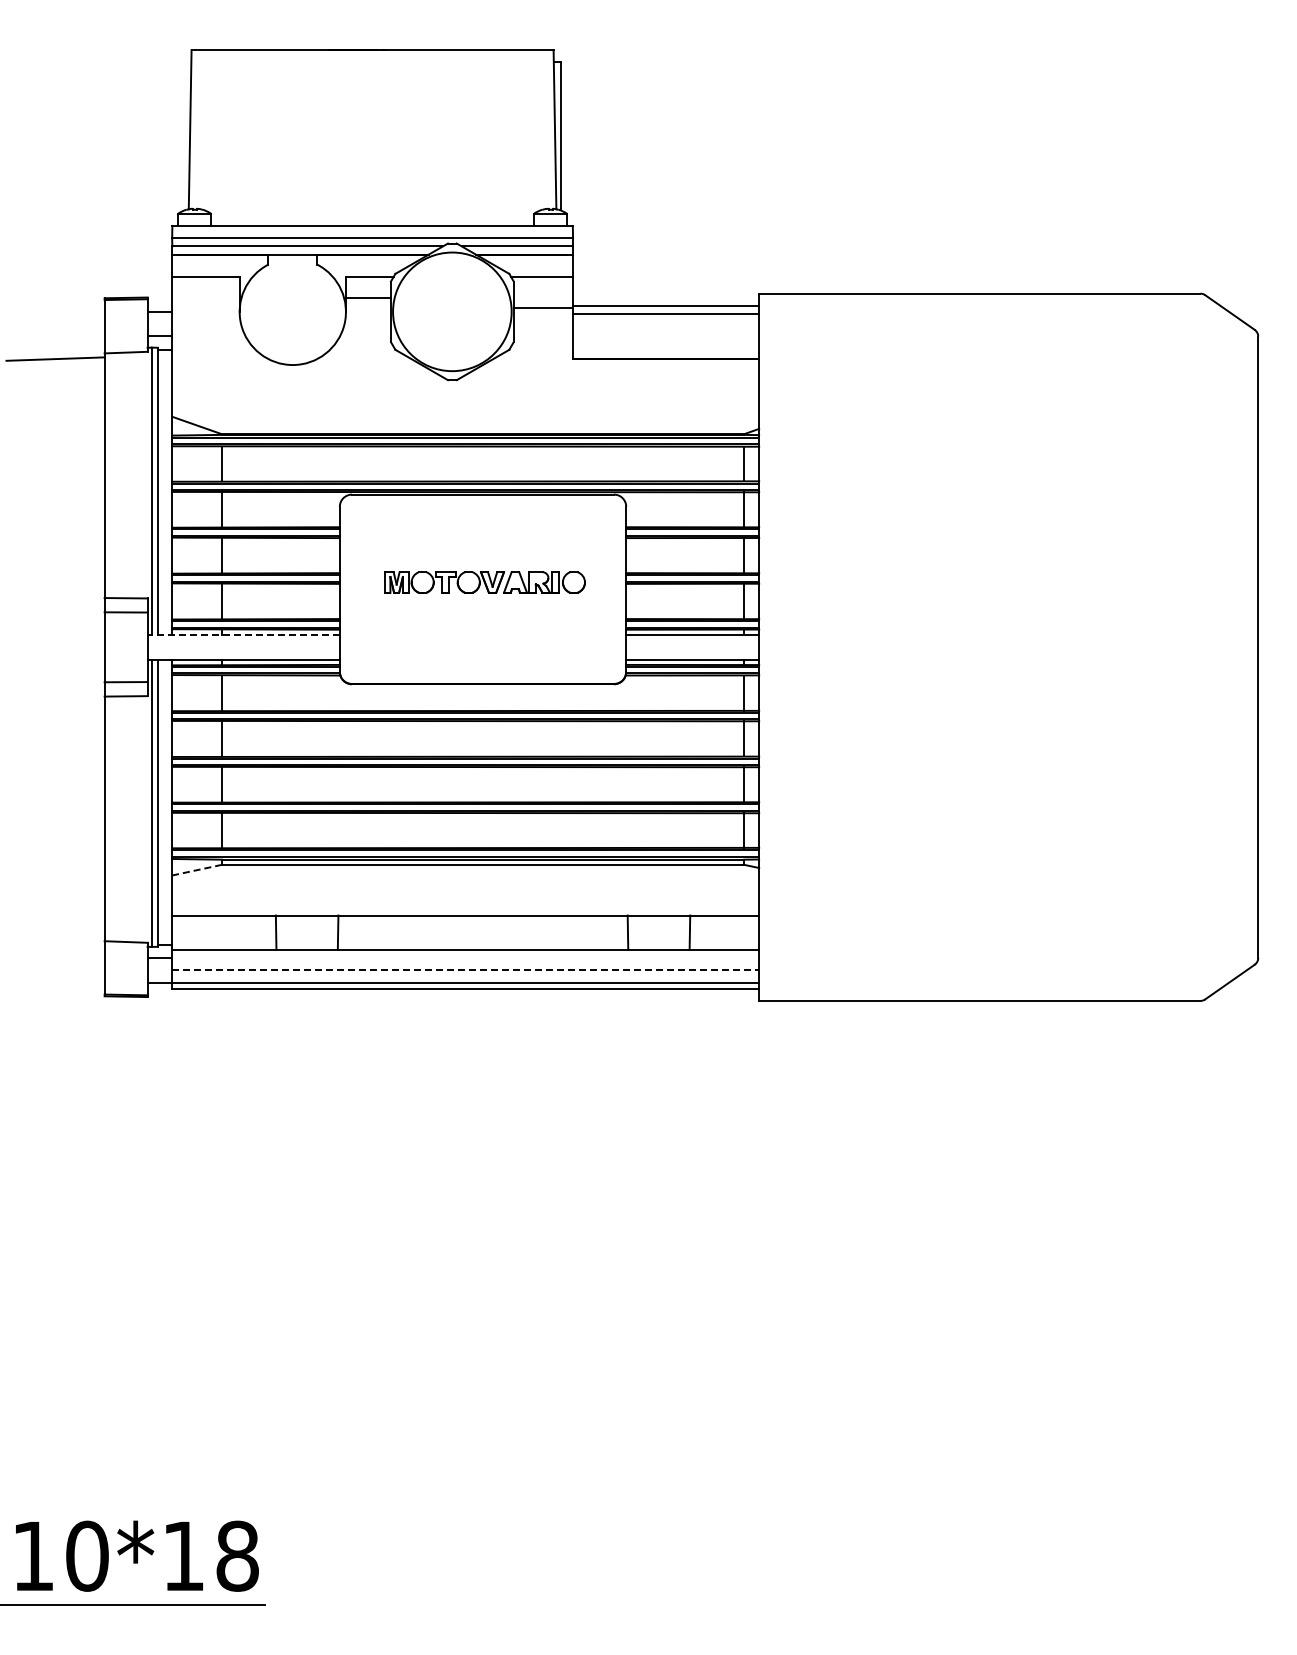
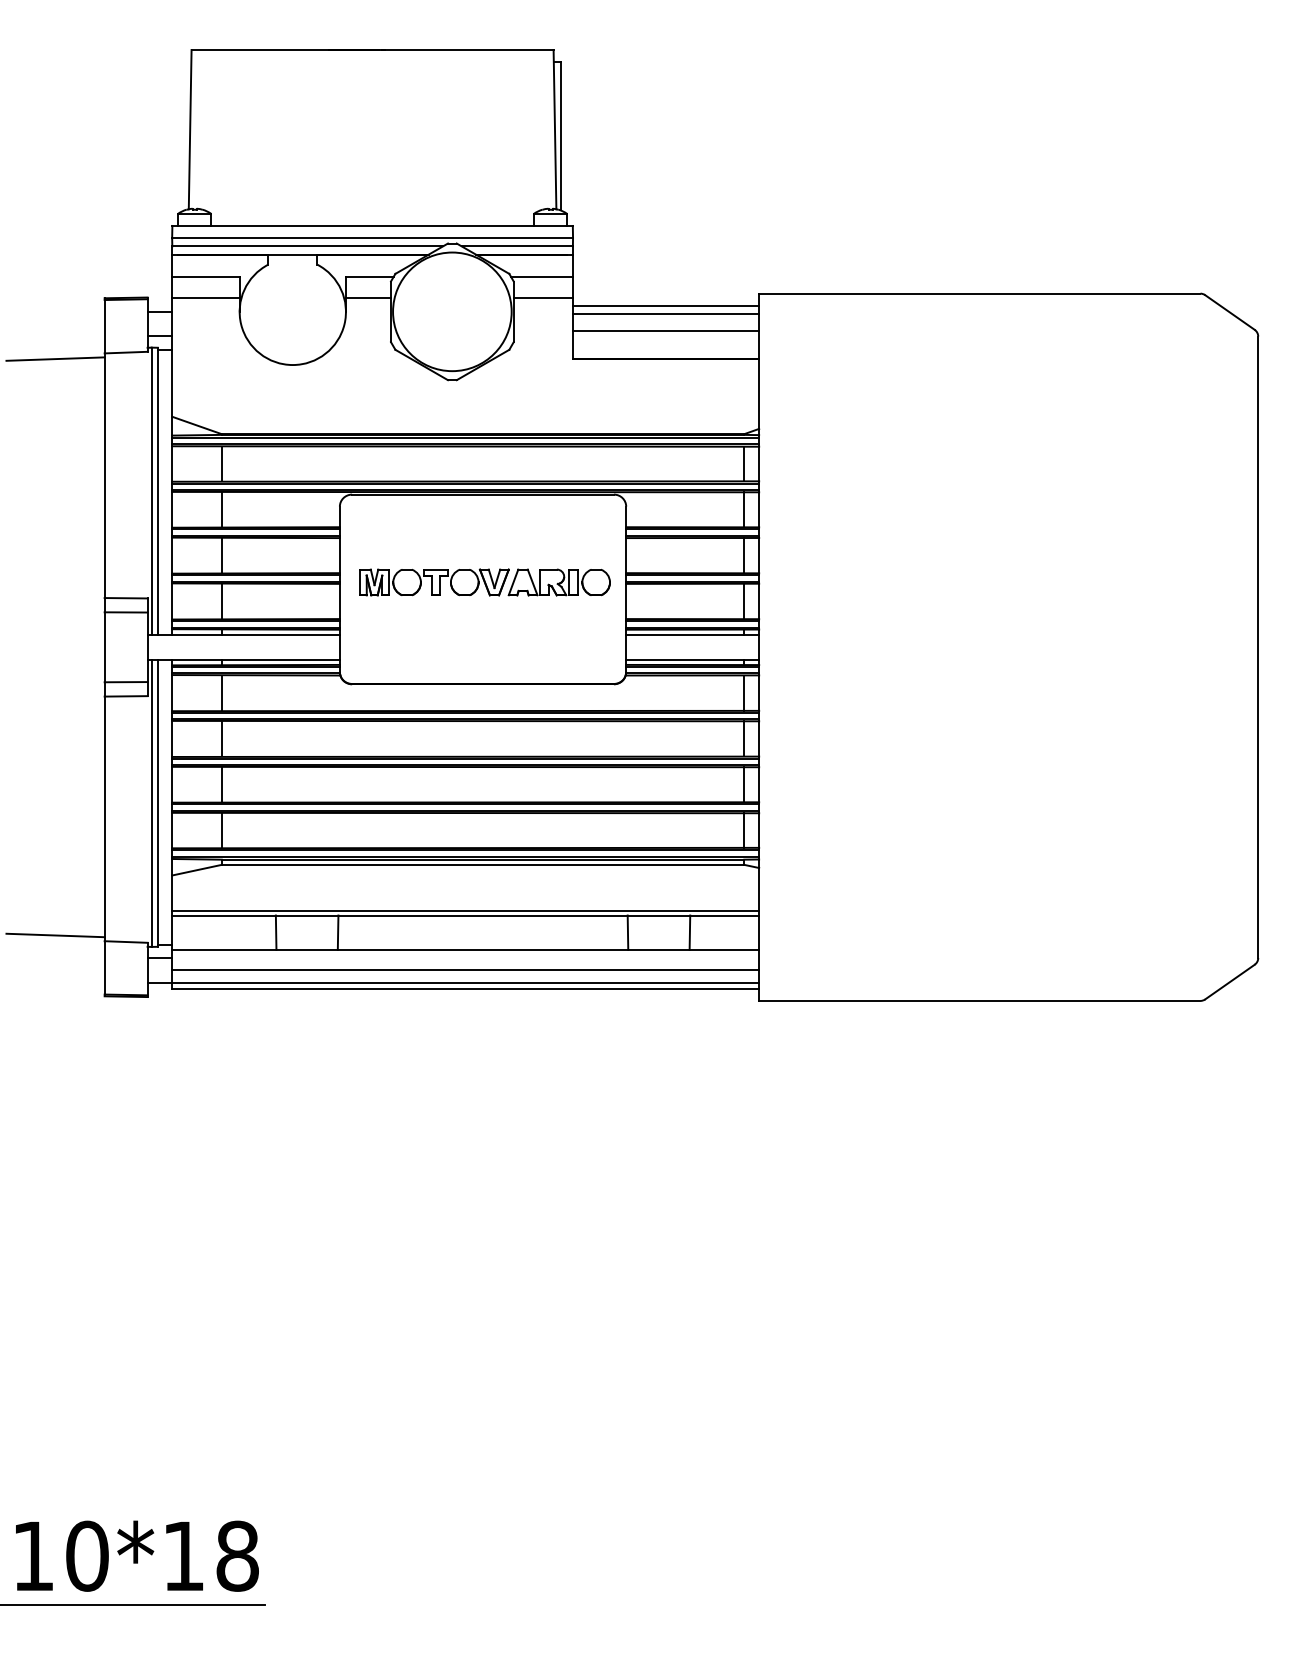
line: none -> present (205, 298)
line position: (543, 308) -> (543, 298) (543, 298)
line: none -> present (666, 331)
part size: 202x23 px -> 252x29 px (484, 582)
line: dashed -> solid (243, 635)
line: dashed -> solid (197, 870)
line: none -> present (465, 911)
line: none -> present (55, 935)
line: dashed -> solid (465, 970)
